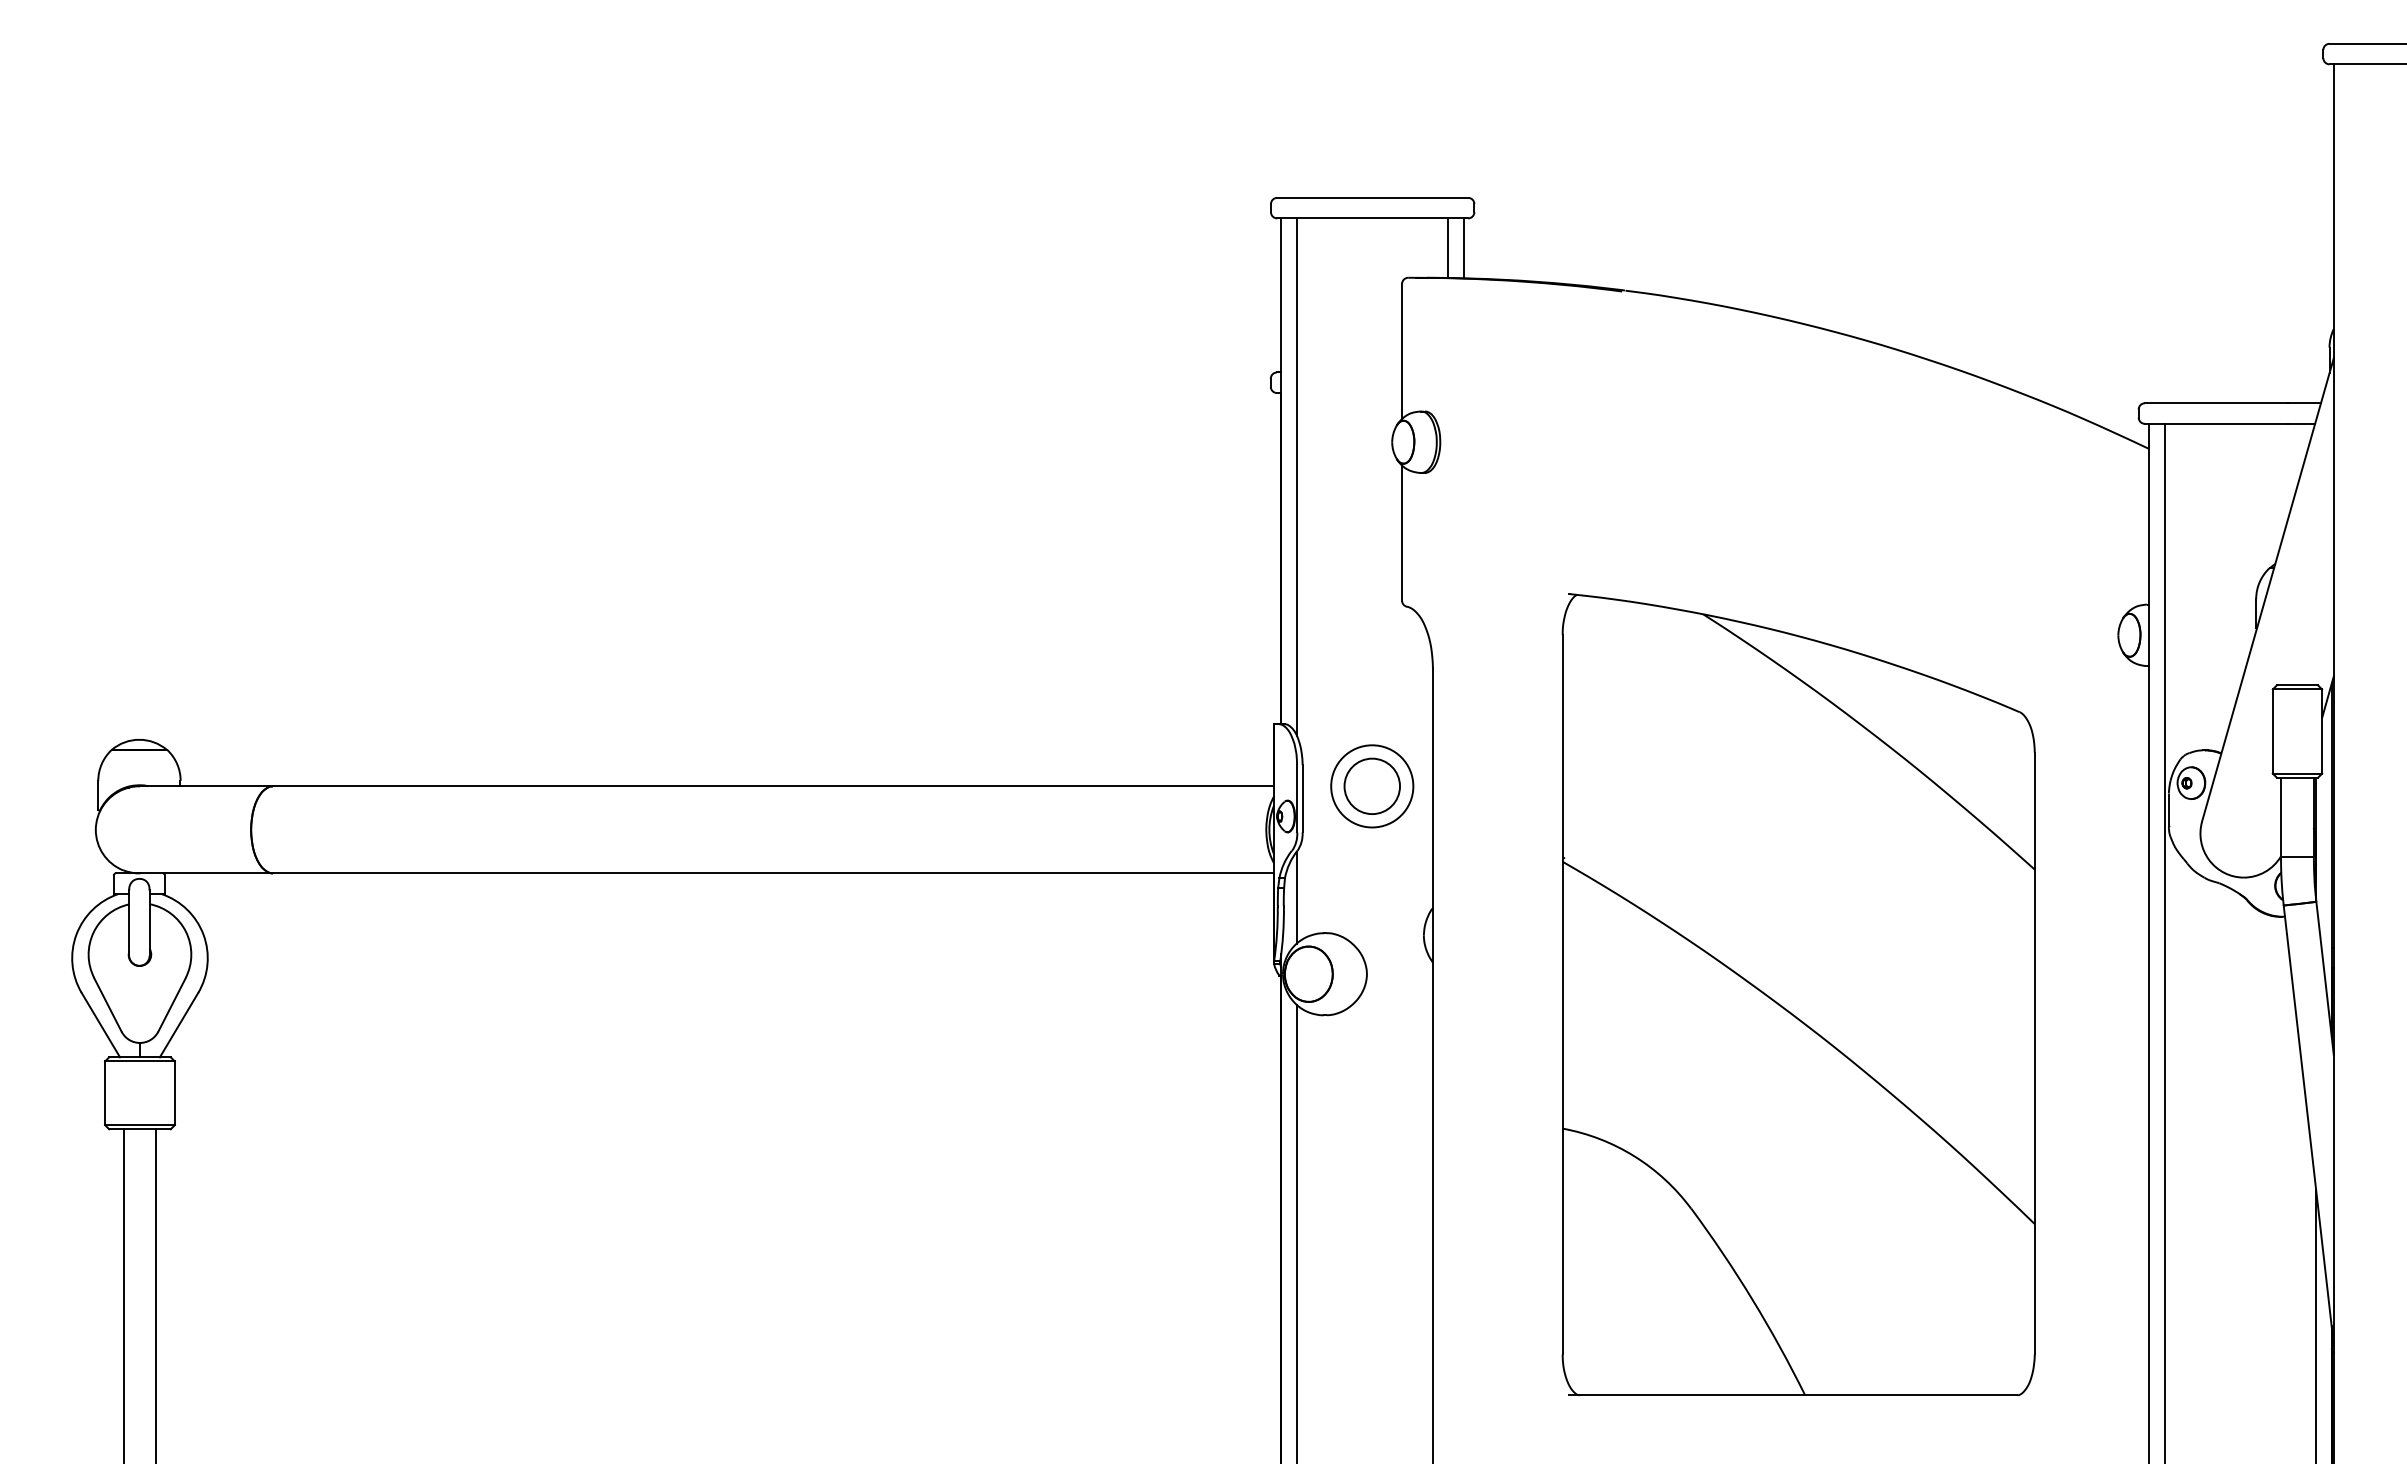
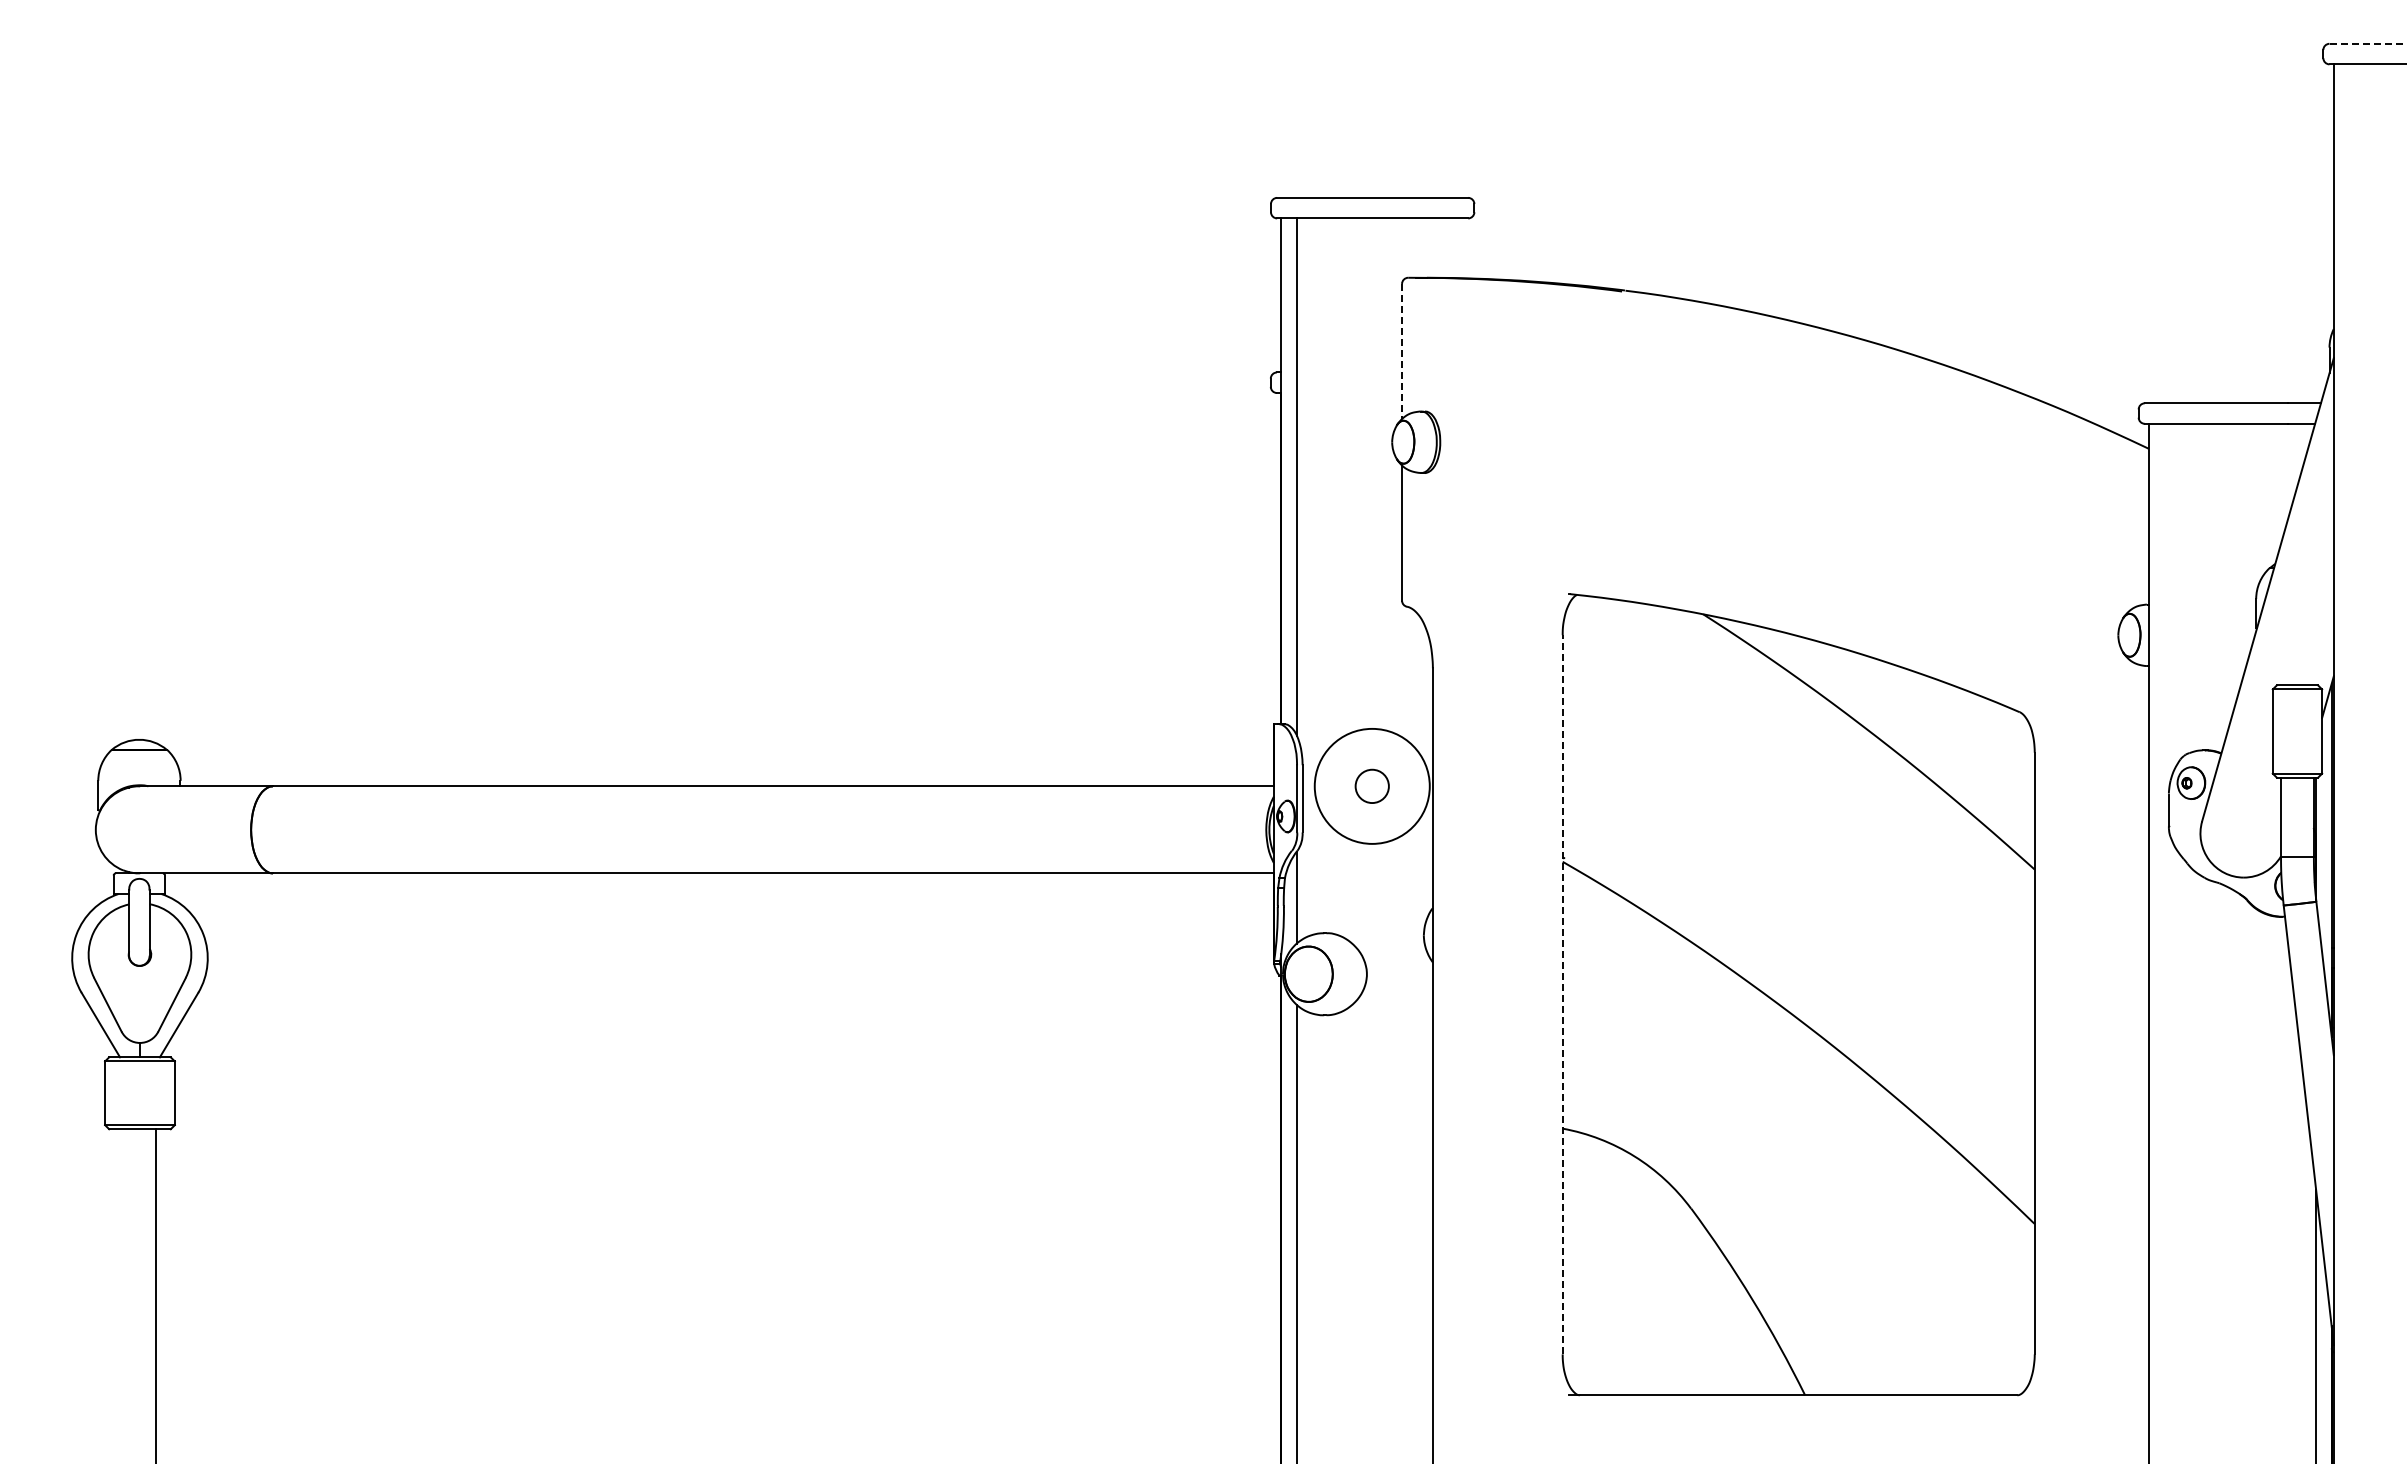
line: solid -> dashed (2368, 43)
line: present -> none (1448, 247)
line: present -> none (1464, 248)
line: solid -> dashed (1402, 351)
circle diameter: 55 px -> 33 px (1371, 786)
circle diameter: 82 px -> 115 px (1371, 785)
line: present -> none (2164, 941)
line: solid -> dashed (1562, 994)
line: present -> none (123, 1294)
